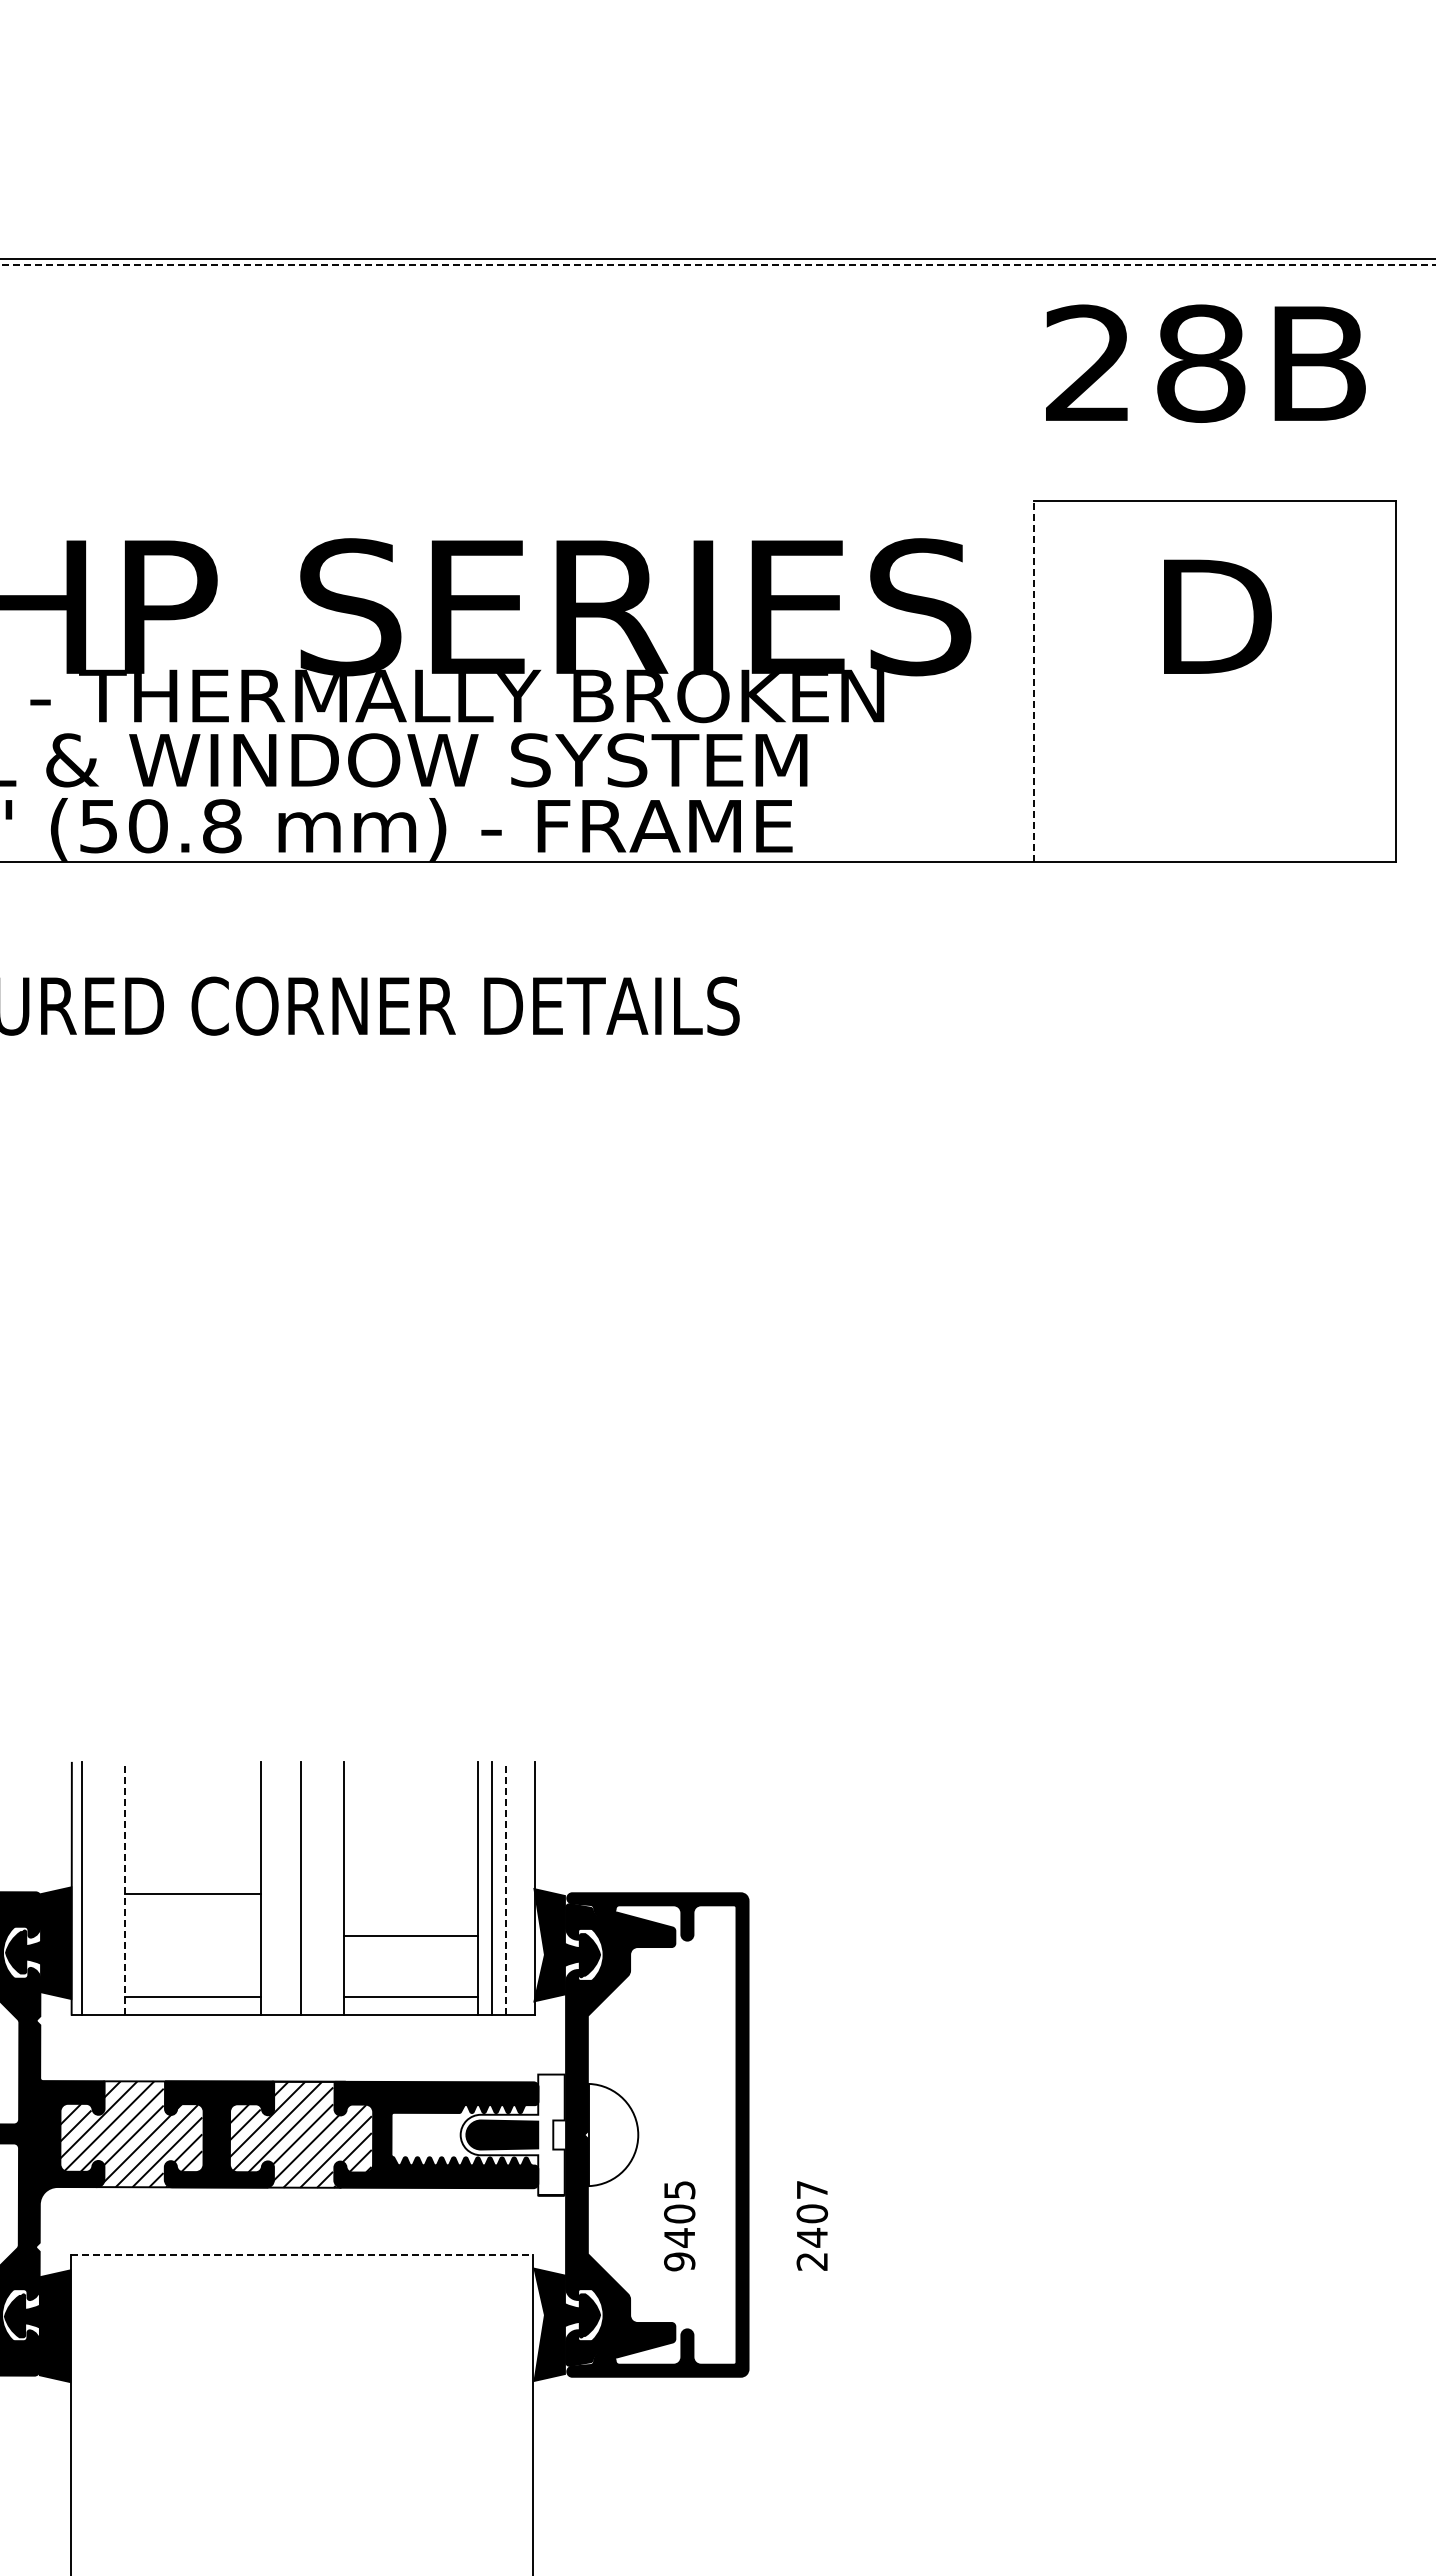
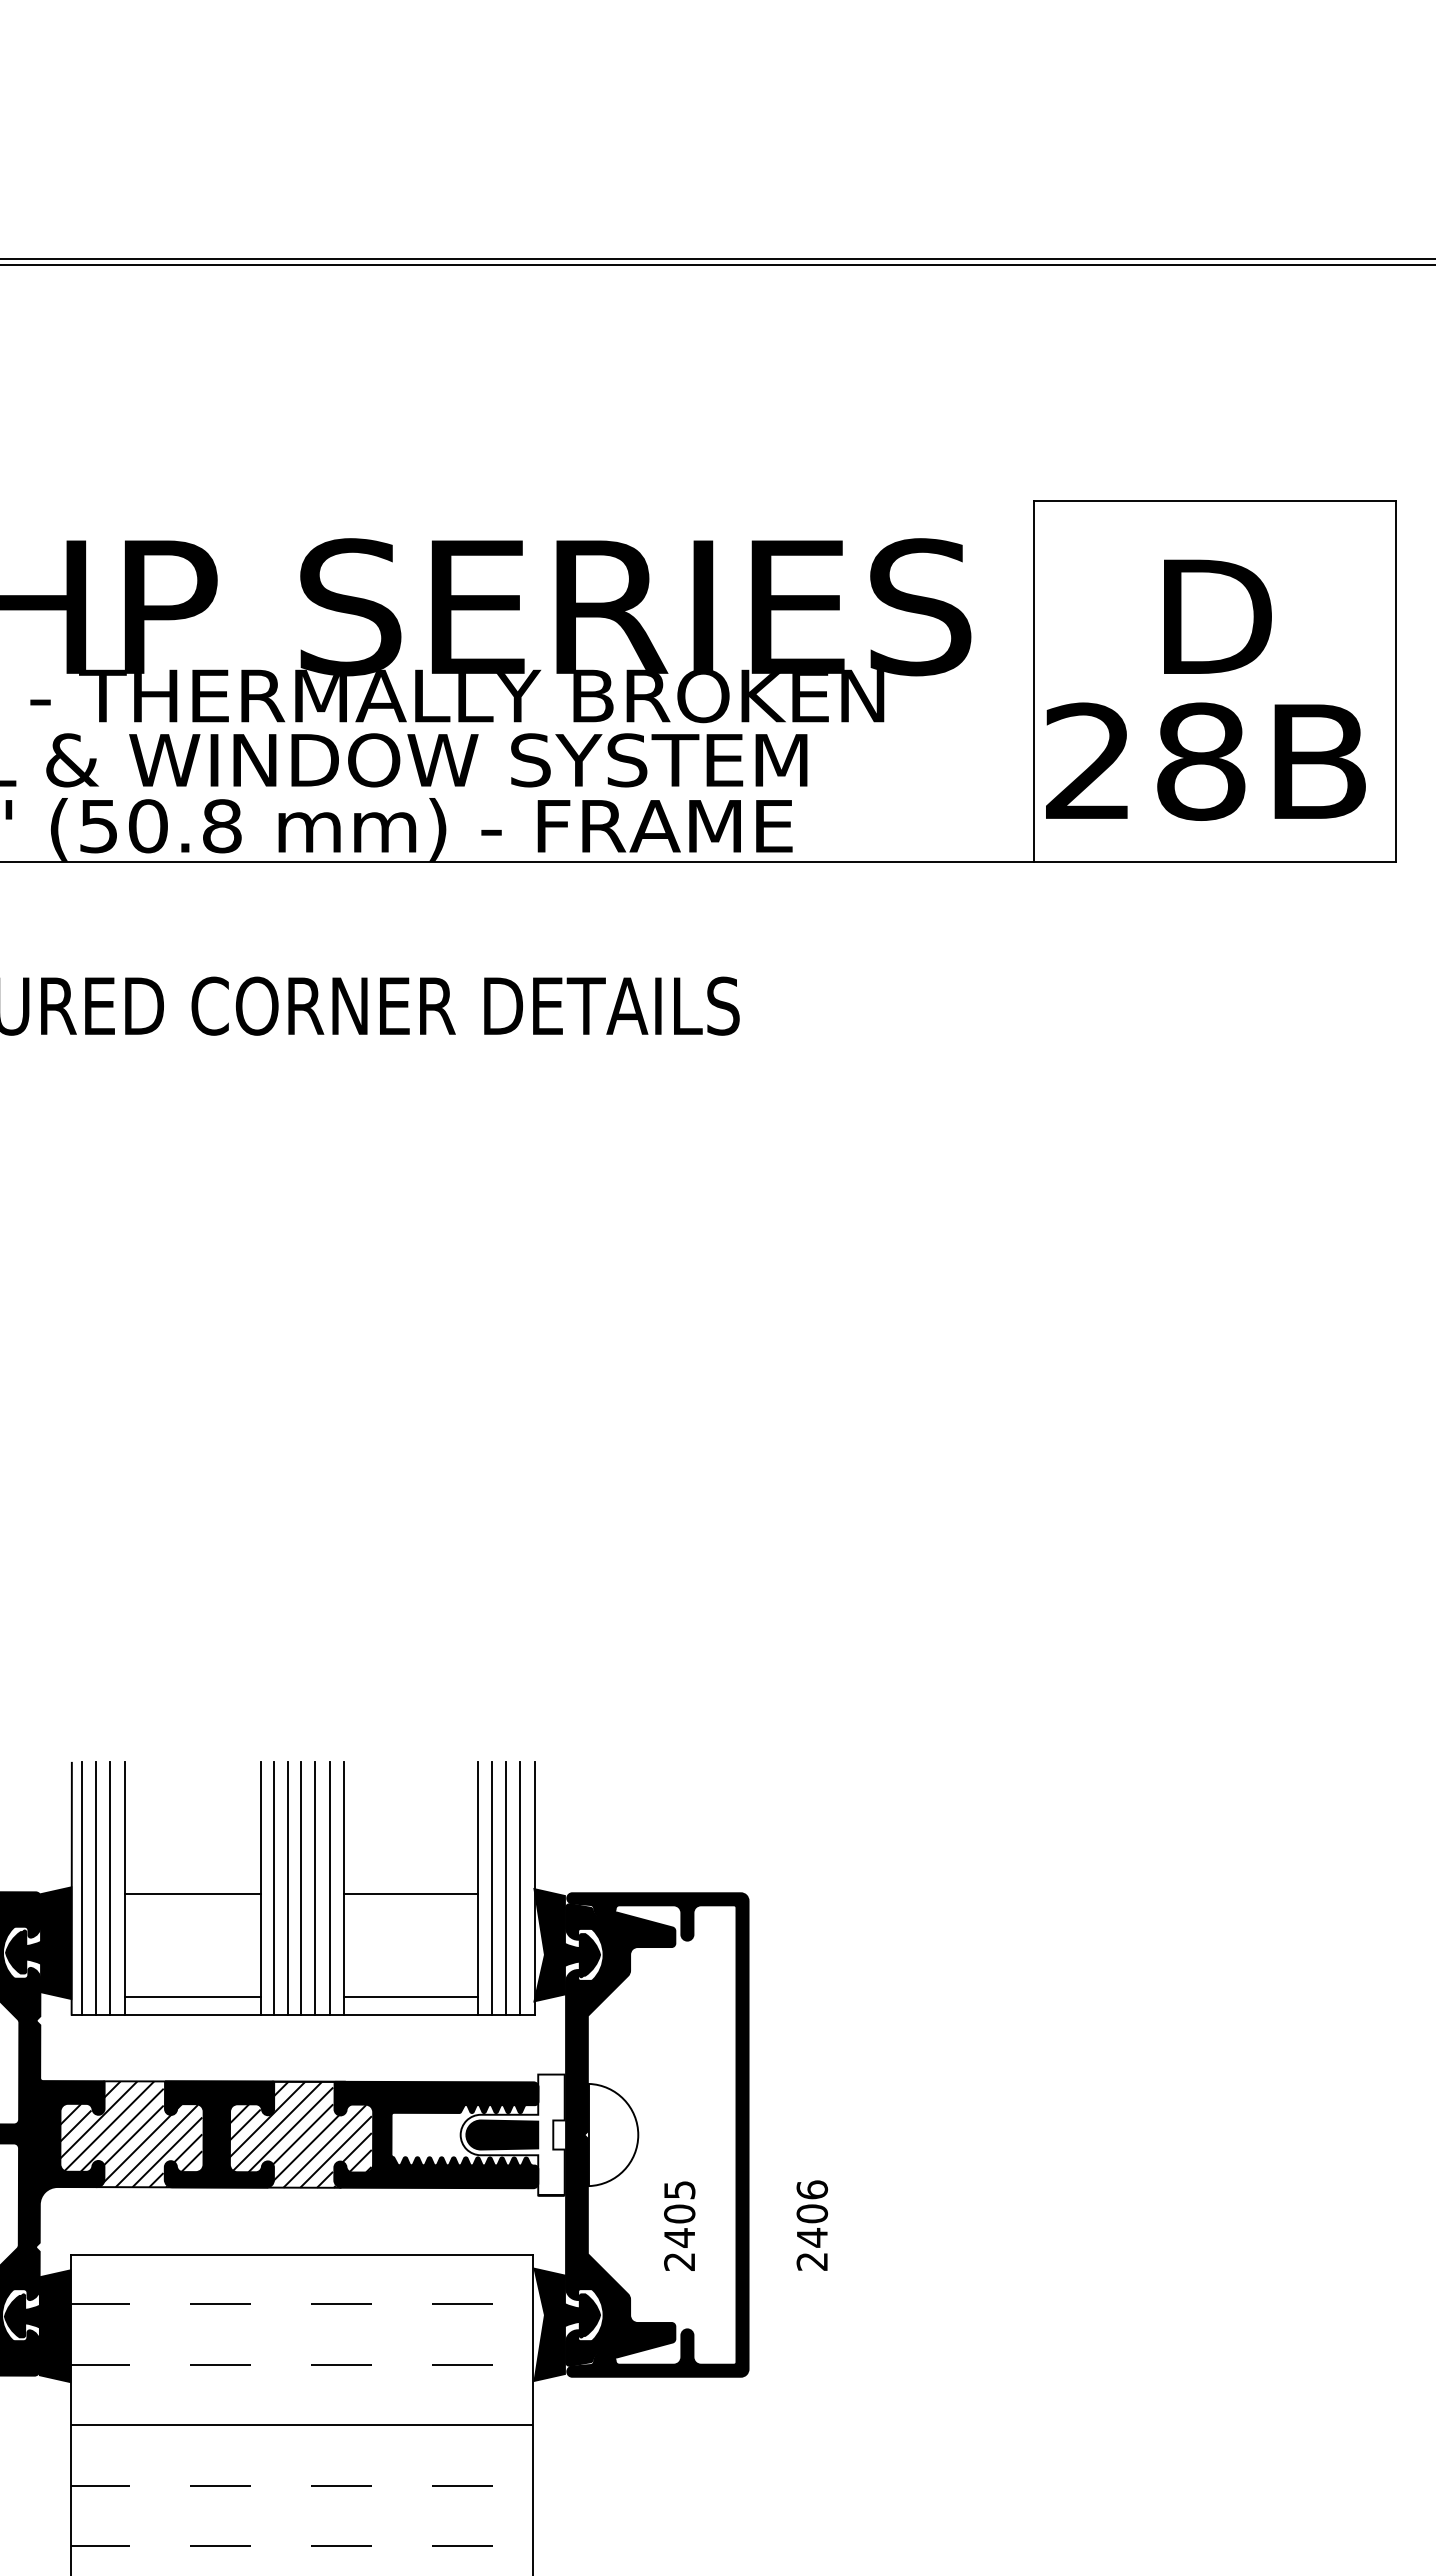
line: dashed -> solid (717, 264)
text position: (1205, 363) -> (1205, 761) (1205, 761)
line: dashed -> solid (1034, 681)
line: none -> present (96, 1887)
line: none -> present (110, 1887)
line: none -> present (273, 1887)
line: none -> present (287, 1887)
line: none -> present (315, 1887)
line: none -> present (329, 1887)
line: none -> present (520, 1887)
line: dashed -> solid (124, 1888)
line: dashed -> solid (506, 1888)
line position: (410, 1936) -> (410, 1894) (410, 1894)
text: 2407 -> 2406 (812, 2189)
line: dashed -> solid (302, 2254)
text: 9405 -> 2405 (679, 2261)
hatch: none -> present (301, 2425)
